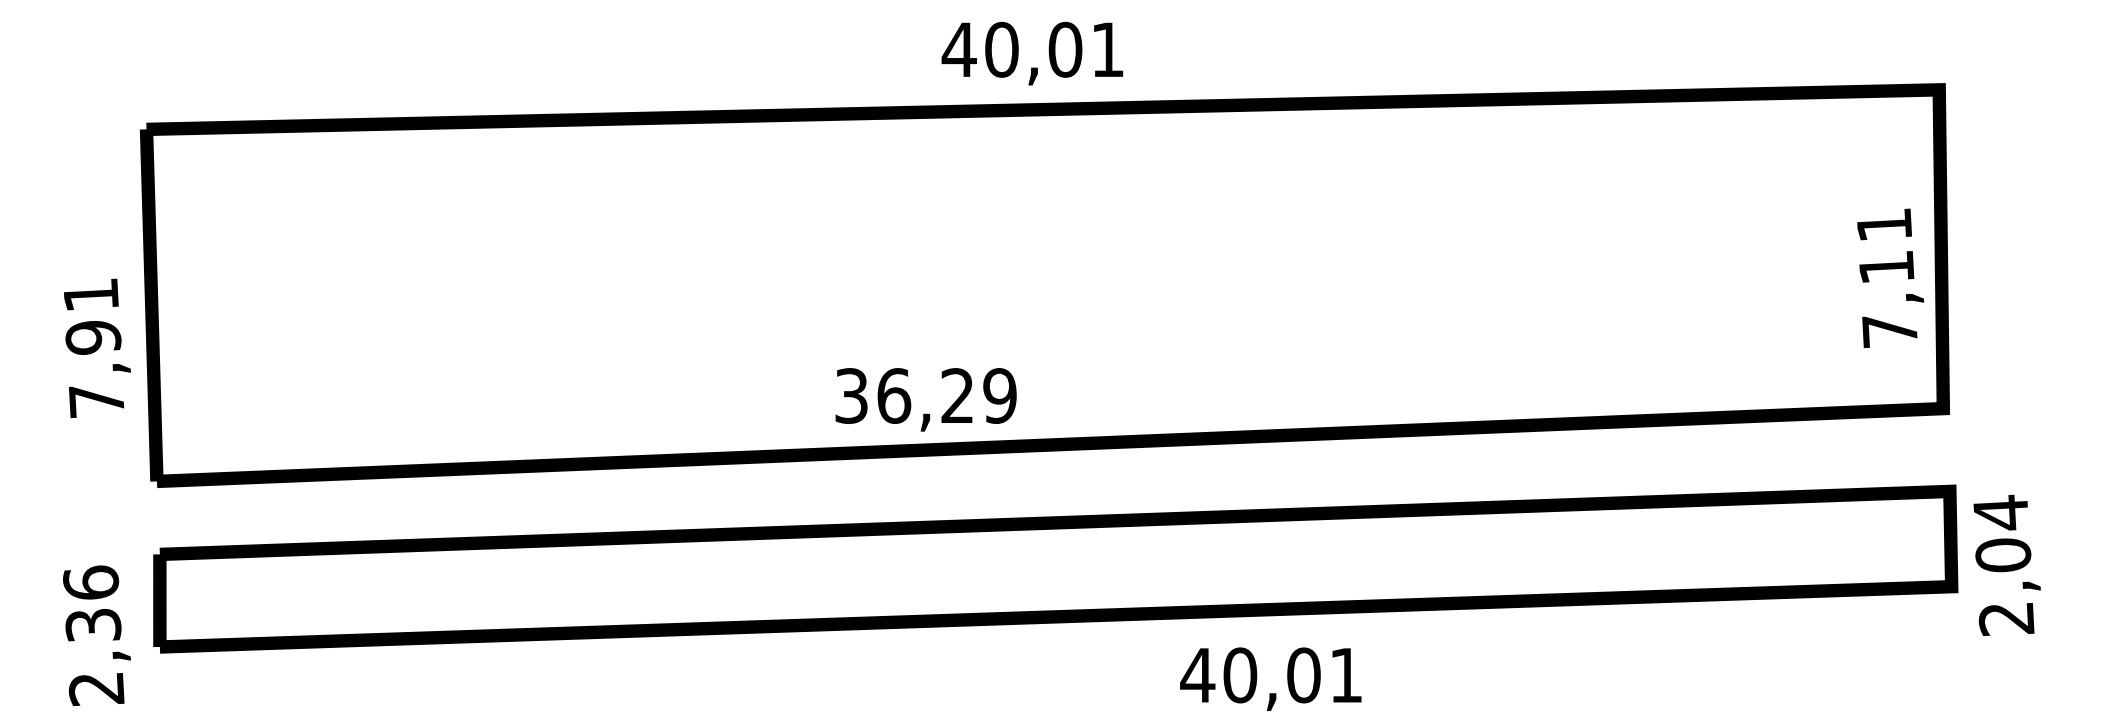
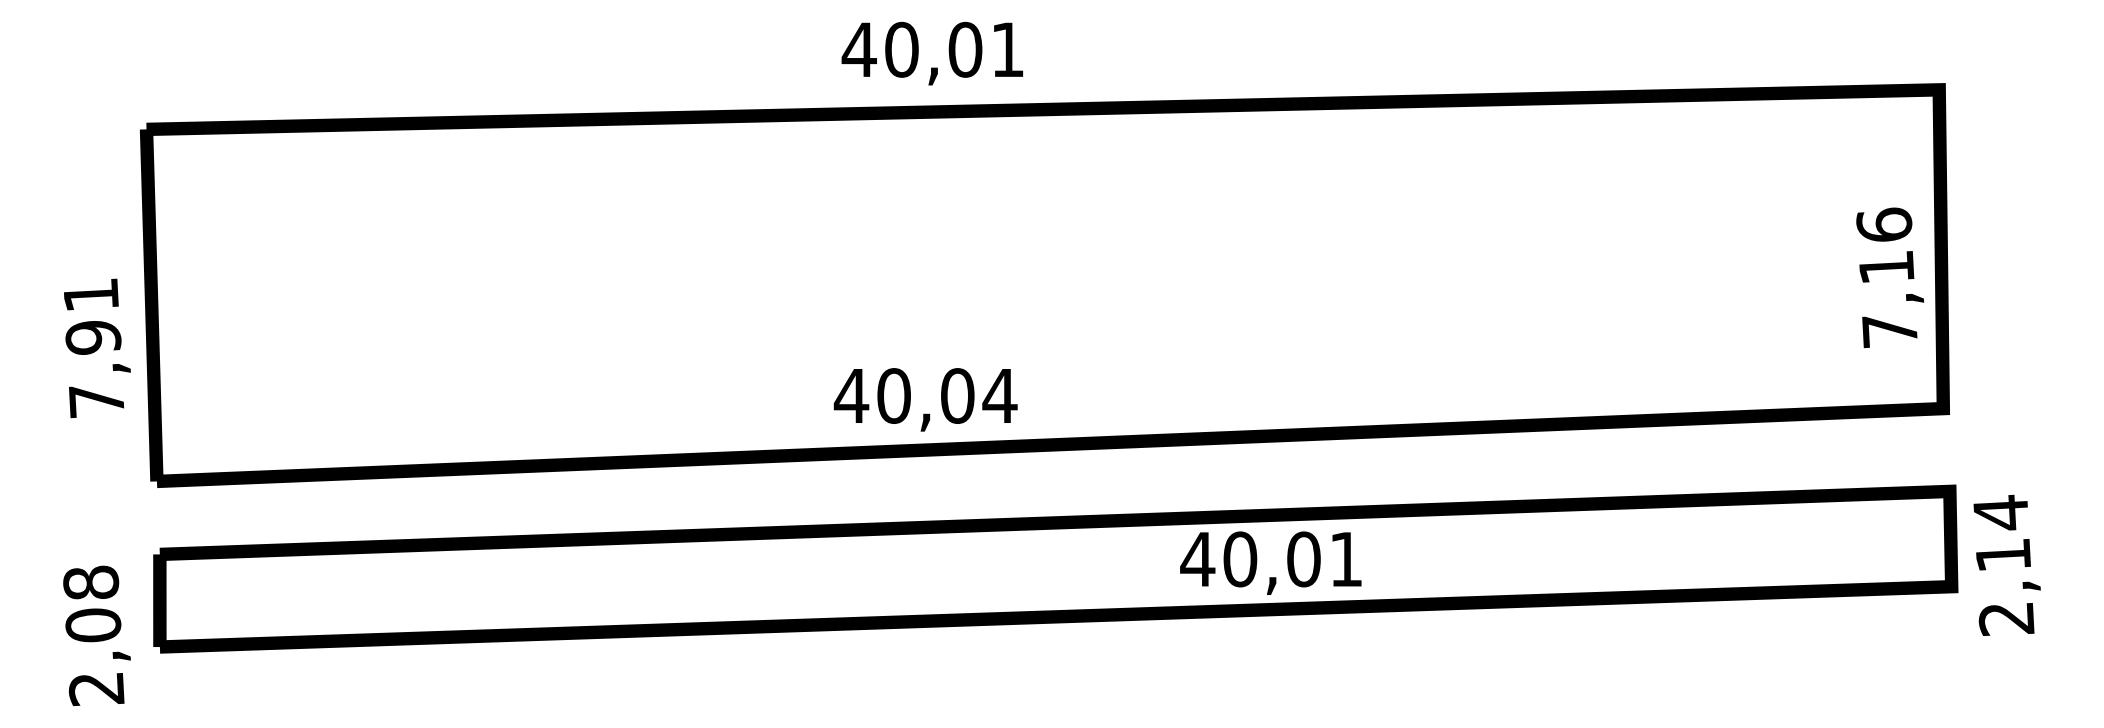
text position: (1031, 53) -> (931, 53) (931, 53)
text: 7,11 -> 7,16 (1884, 224)
text: 36,29 -> 40,04 (925, 395)
text: 2,04 -> 2,14 (2003, 555)
text: 2,36 -> 2,08 (92, 603)
text position: (1270, 678) -> (1270, 562) (1270, 562)
